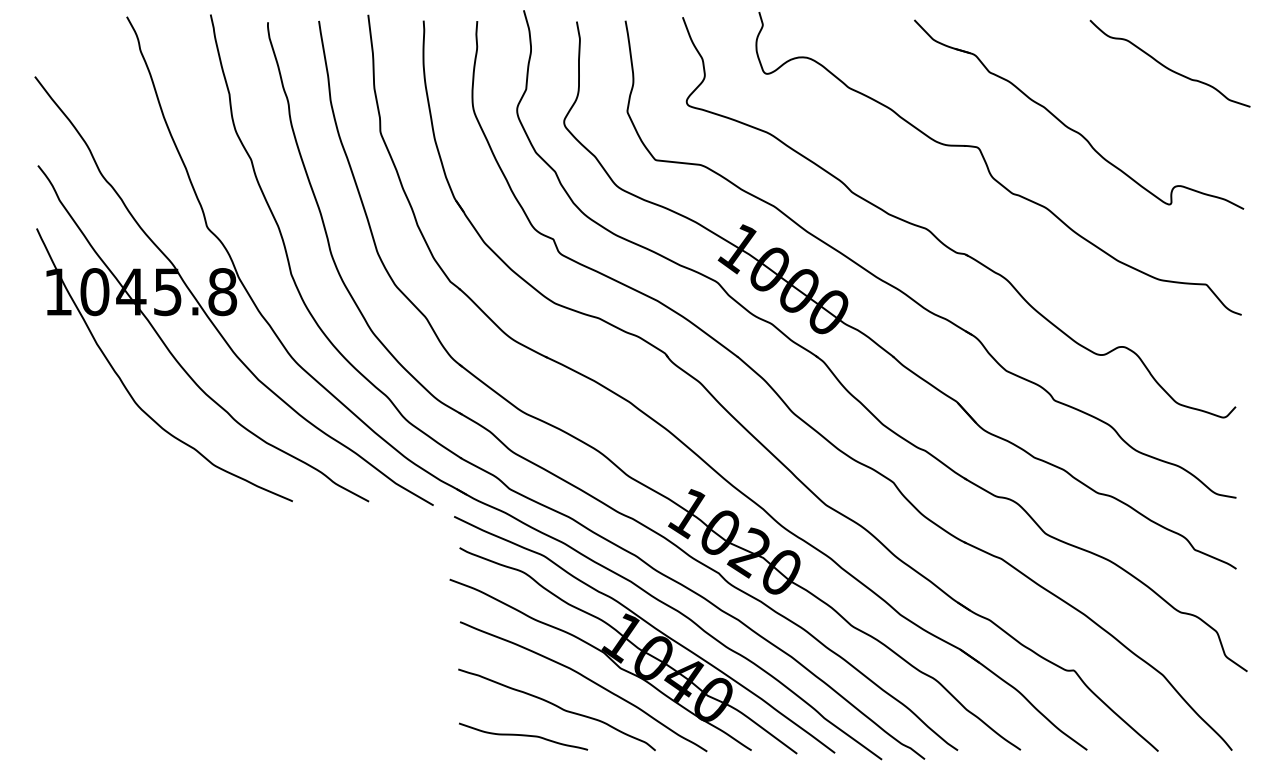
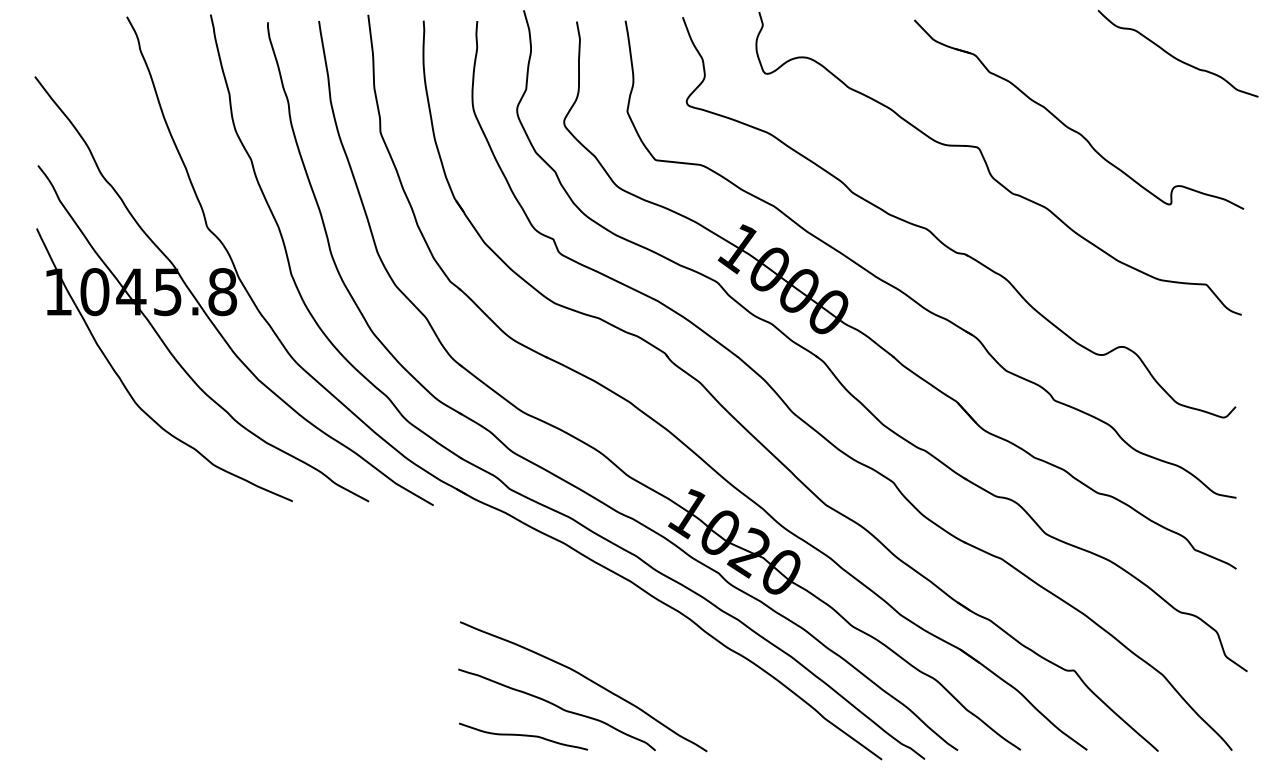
curve position: (1168, 67) -> (1176, 57) (1176, 57)
part: present -> none (642, 635)
